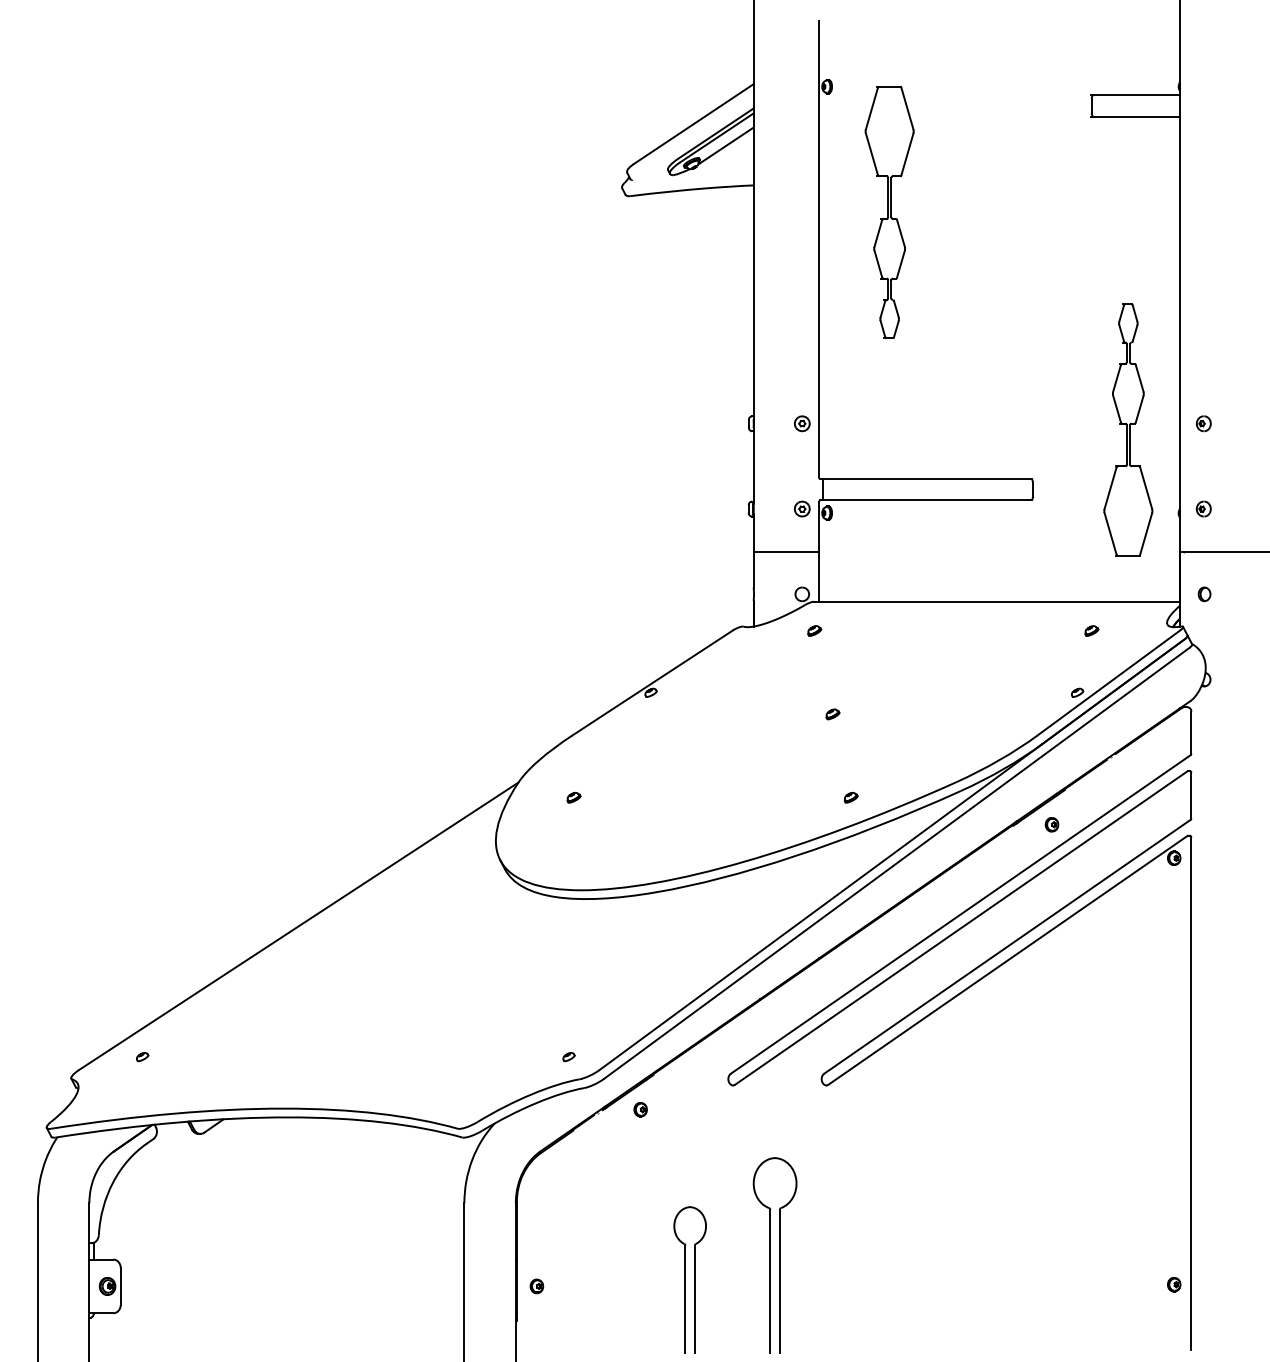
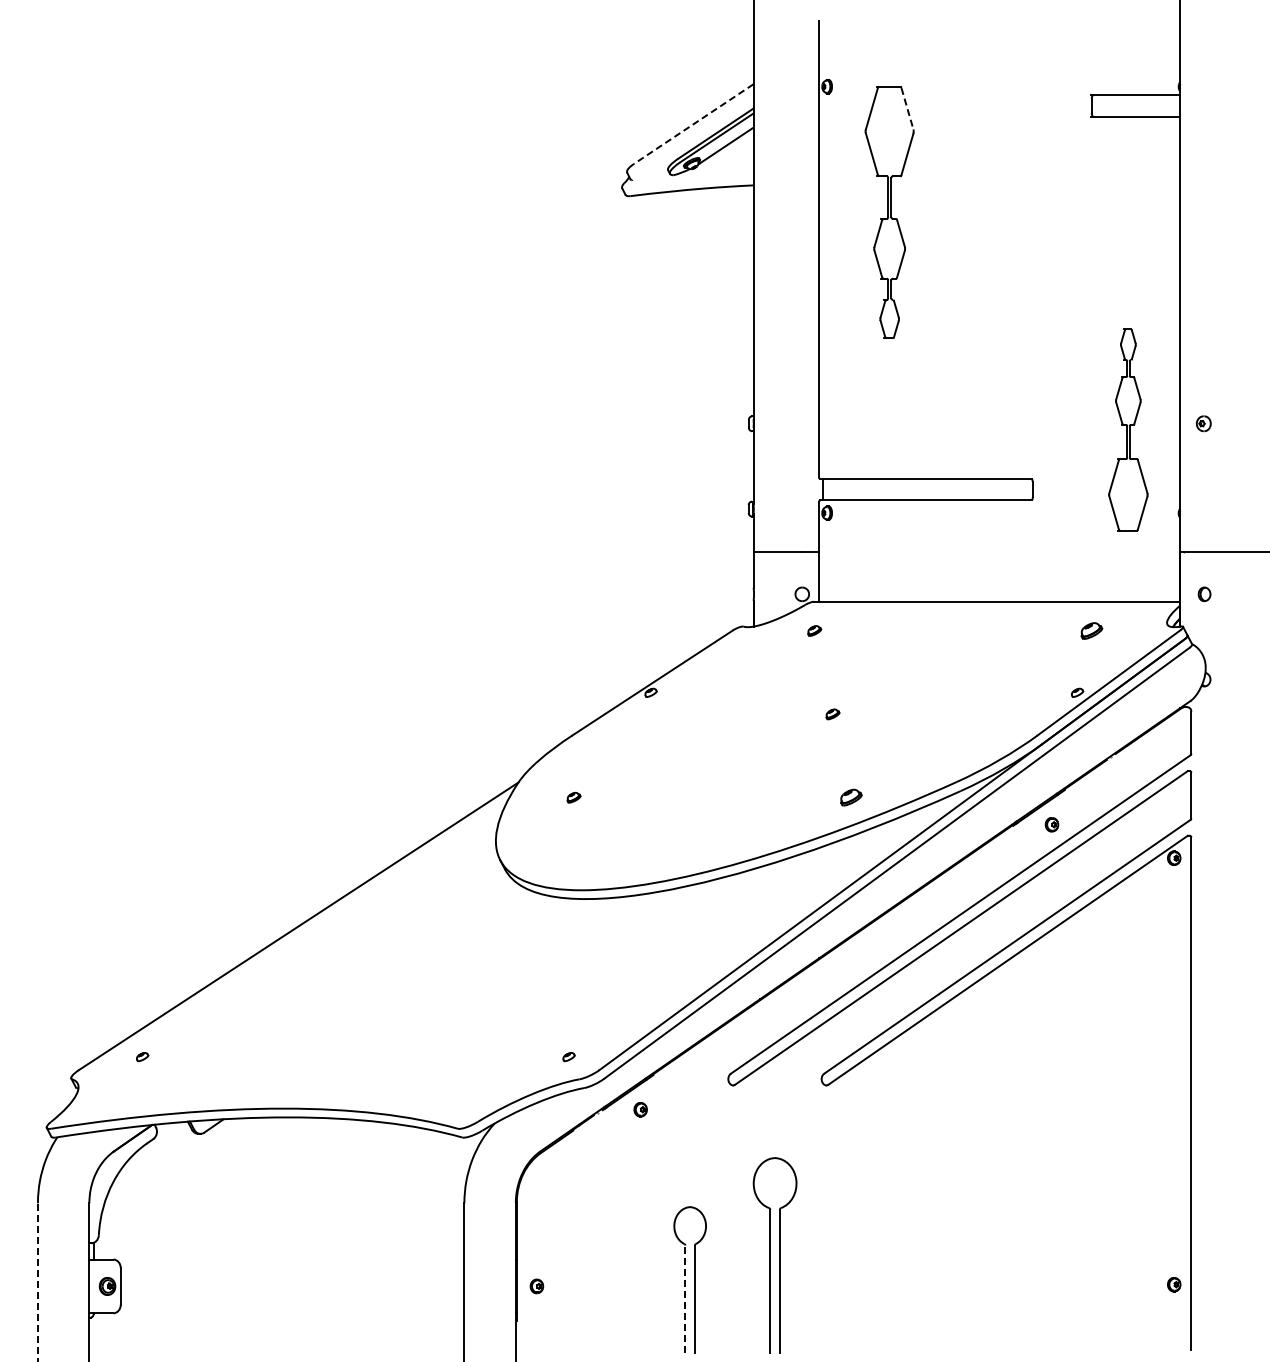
line: solid -> dashed (907, 108)
line: solid -> dashed (693, 124)
part: present -> none (802, 423)
part size: 51x254 px -> 41x204 px (1128, 429)
part: present -> none (802, 508)
part: present -> none (1203, 508)
part size: 16x12 px -> 24x18 px (1091, 630)
part size: 16x12 px -> 23x19 px (851, 797)
line: solid -> dashed (37, 1282)
line: solid -> dashed (685, 1298)
